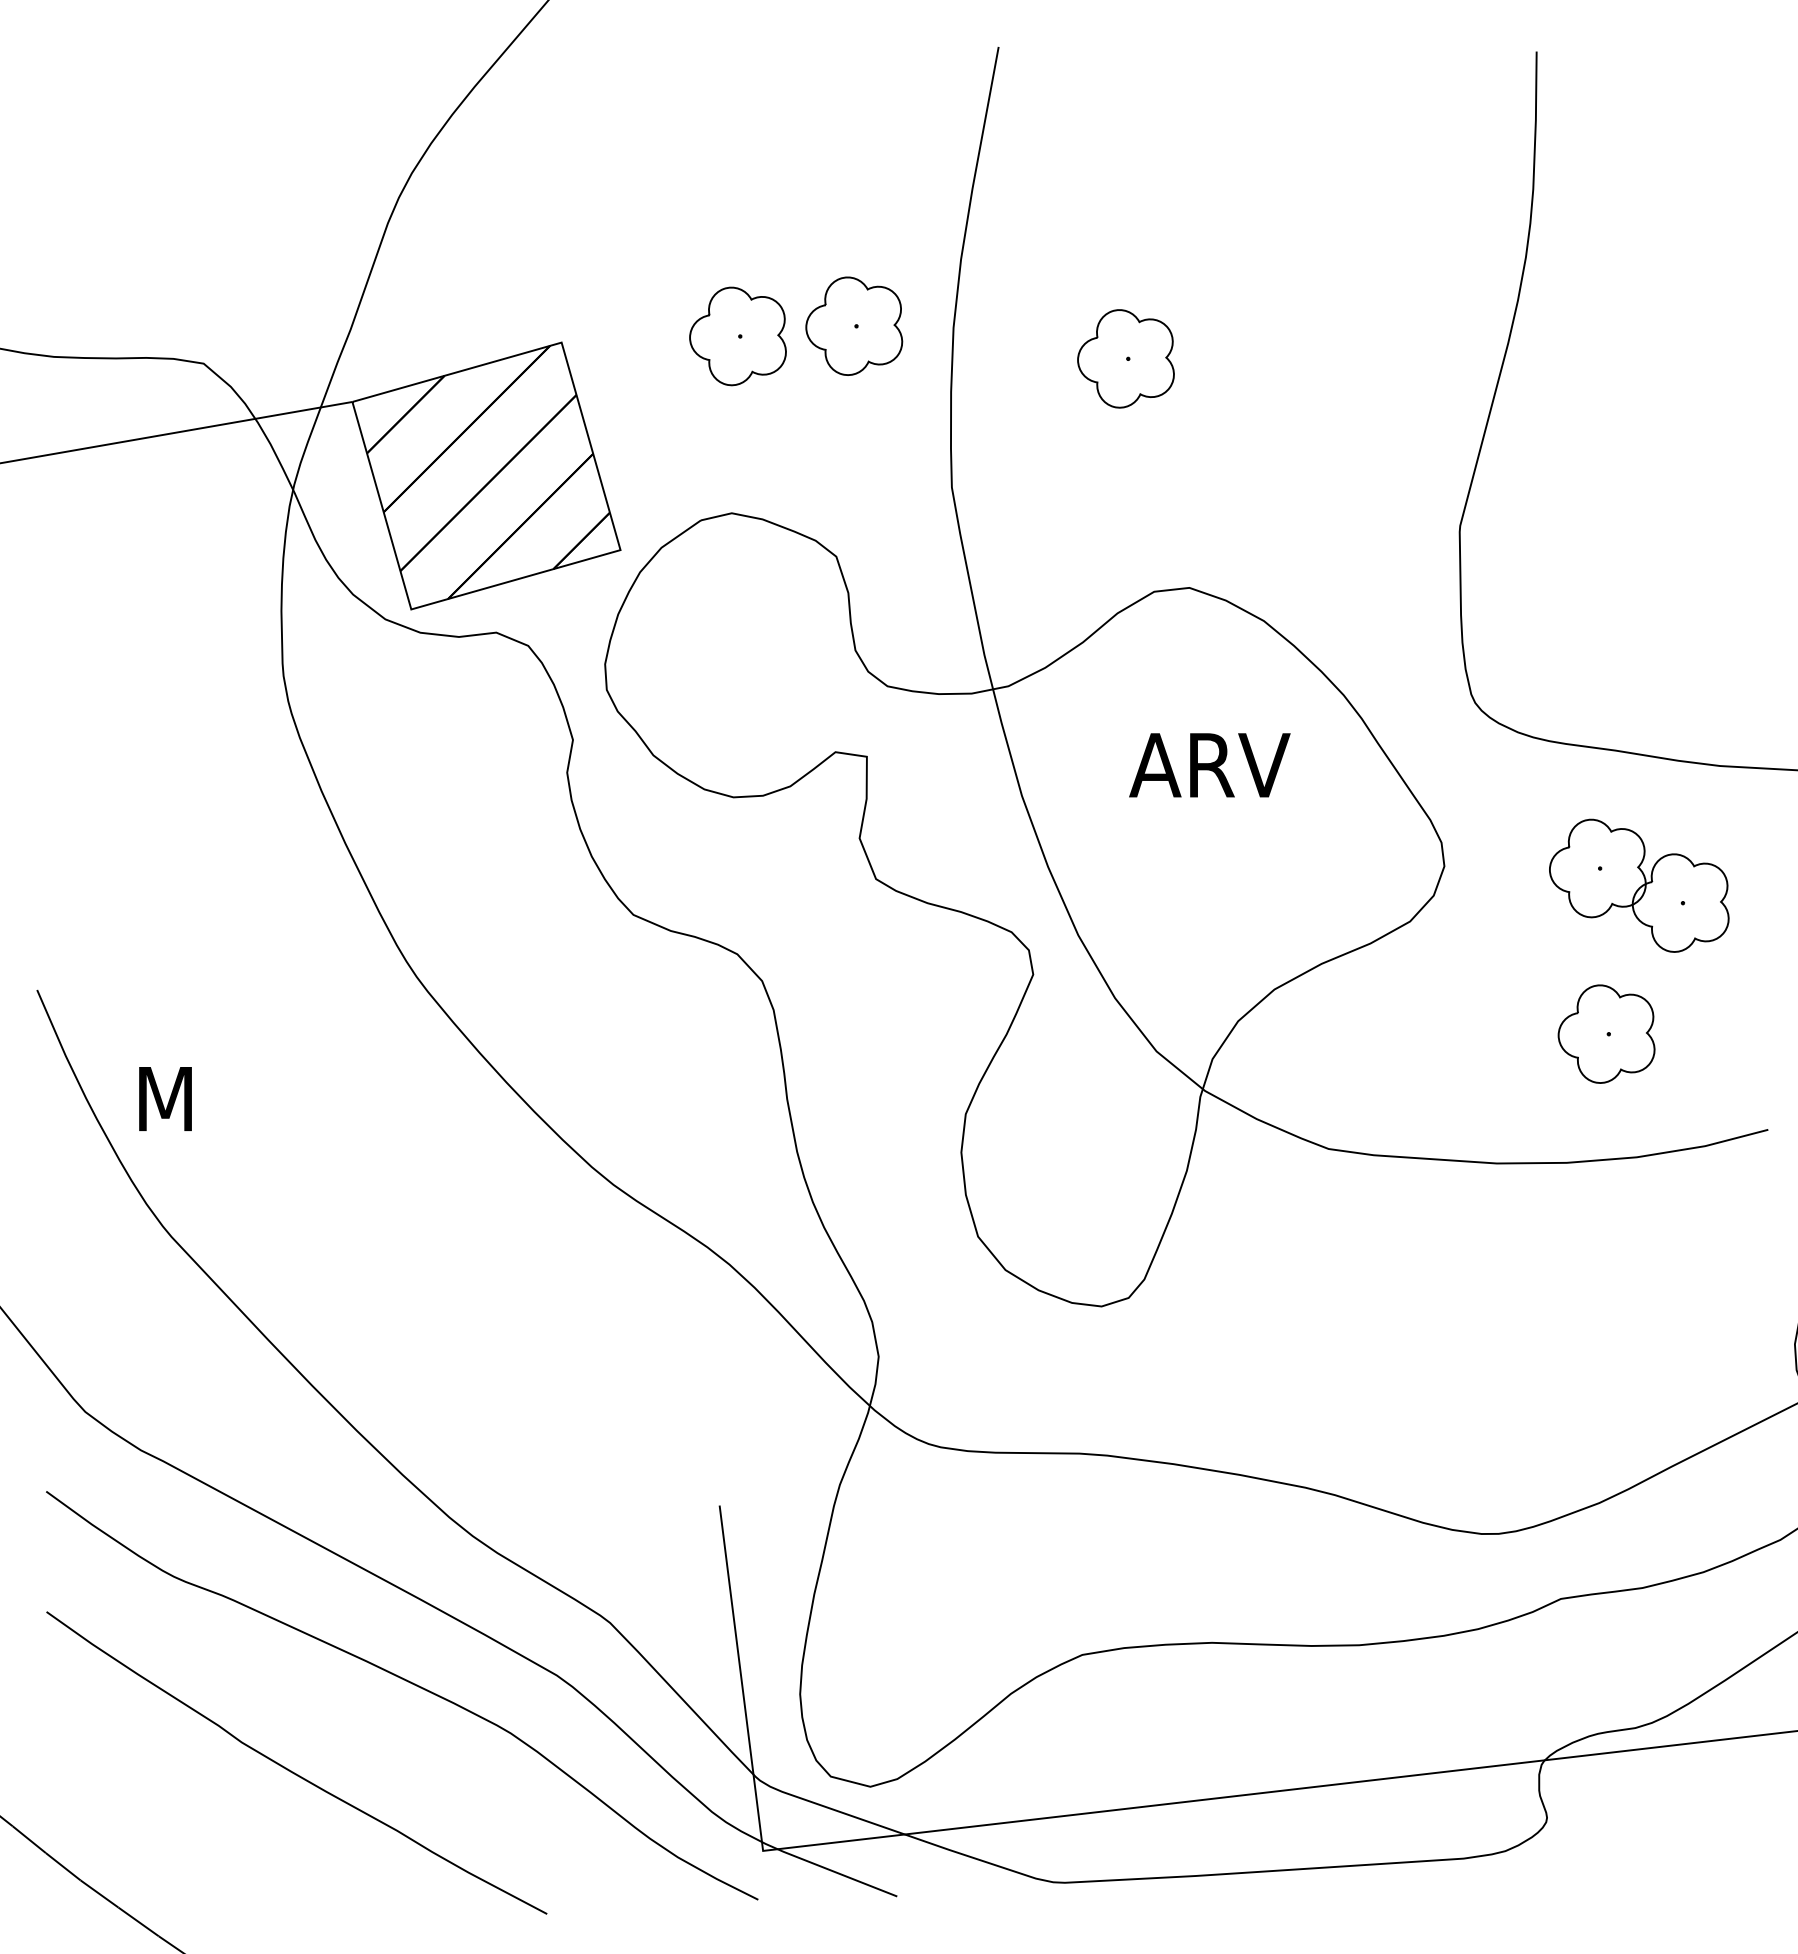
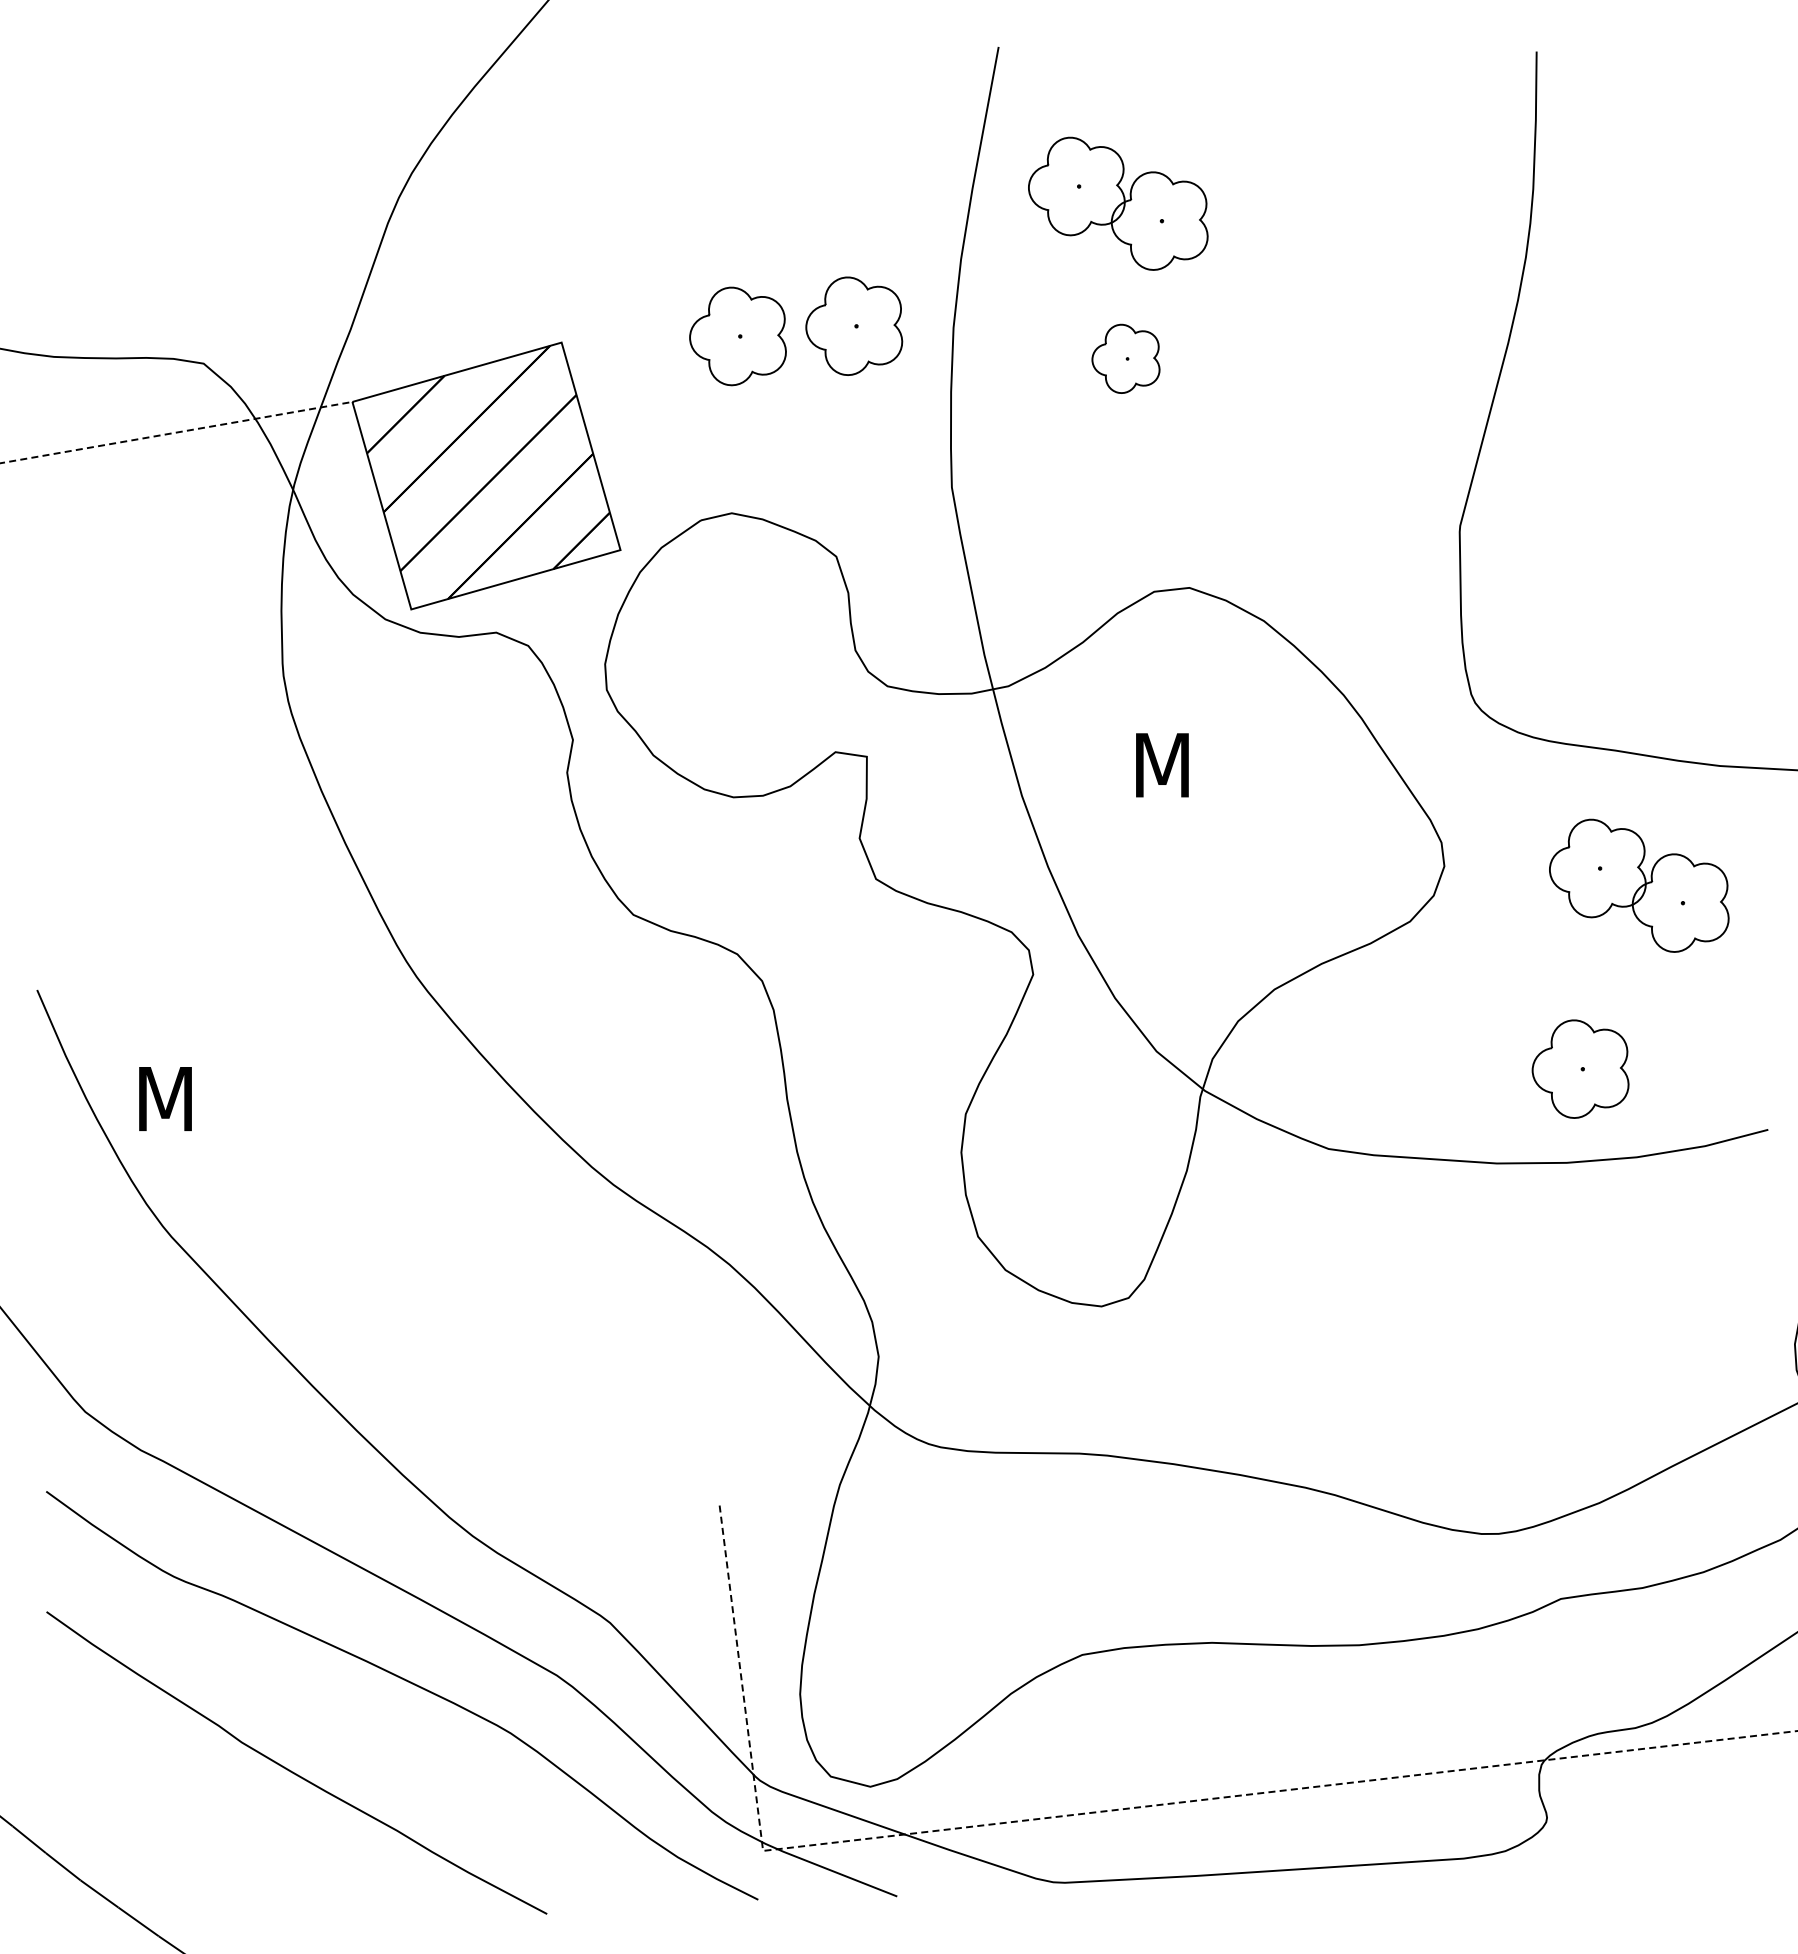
part: none -> present (1118, 203)
part size: 98x100 px -> 70x71 px (1125, 358)
line: solid -> dashed (177, 432)
text: ARV -> M (1209, 765)
part position: (1606, 1033) -> (1580, 1068) (1580, 1068)
line: solid -> dashed (1106, 1811)
